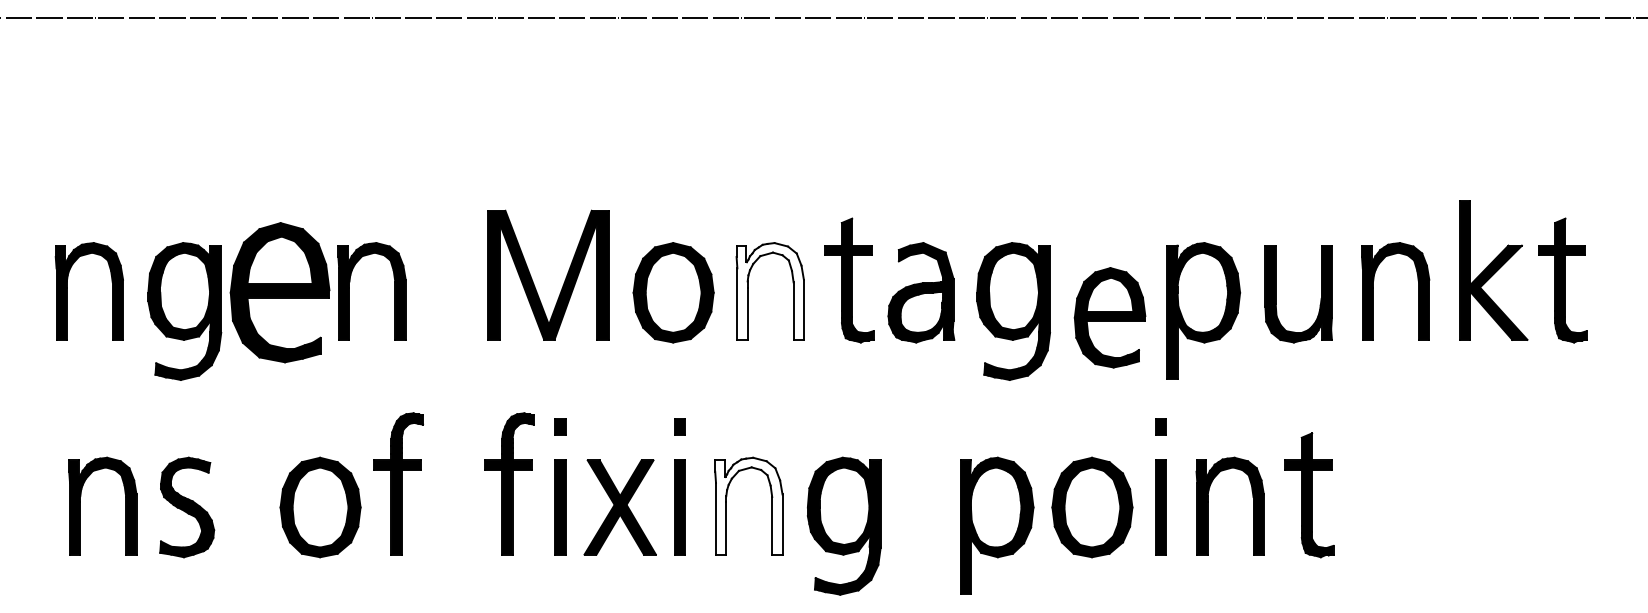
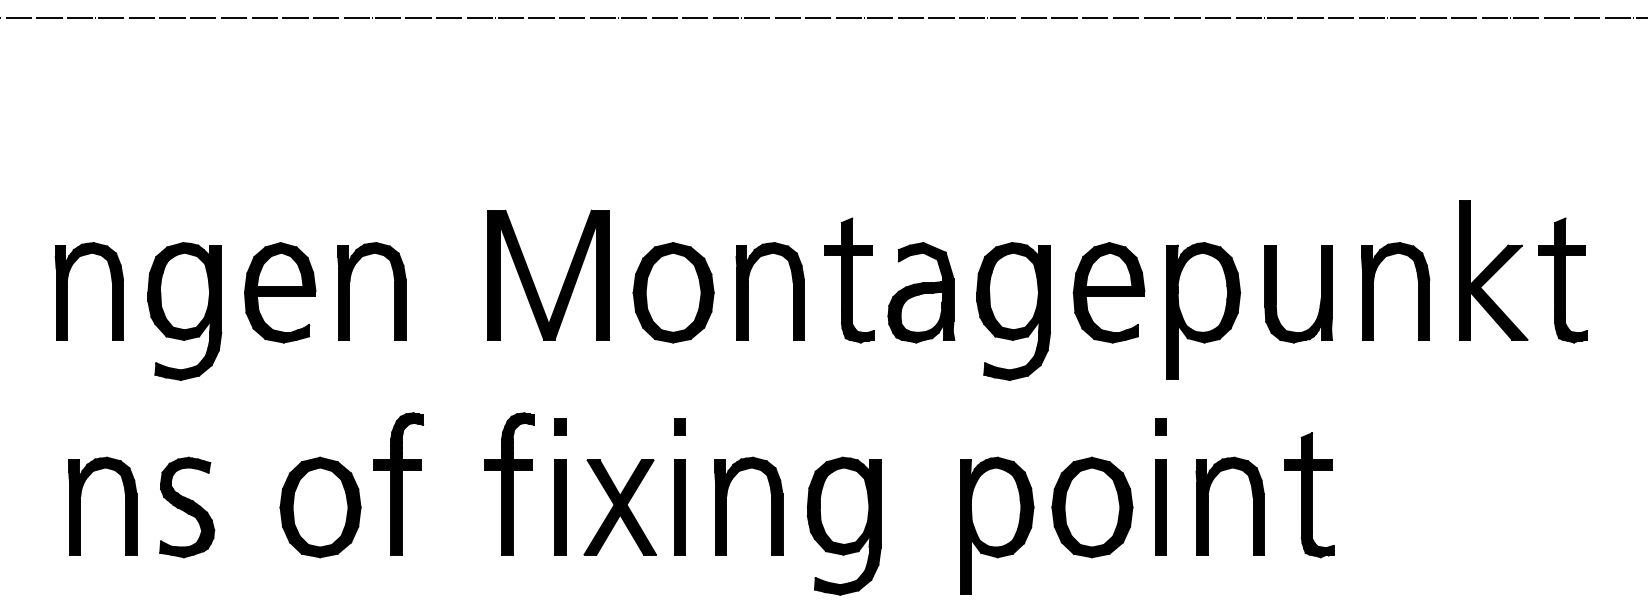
fill: none -> present (769, 291)
part size: 102x142 px -> 73x102 px (280, 292)
part position: (1109, 317) -> (1108, 292) (1108, 292)
fill: none -> present (748, 505)
